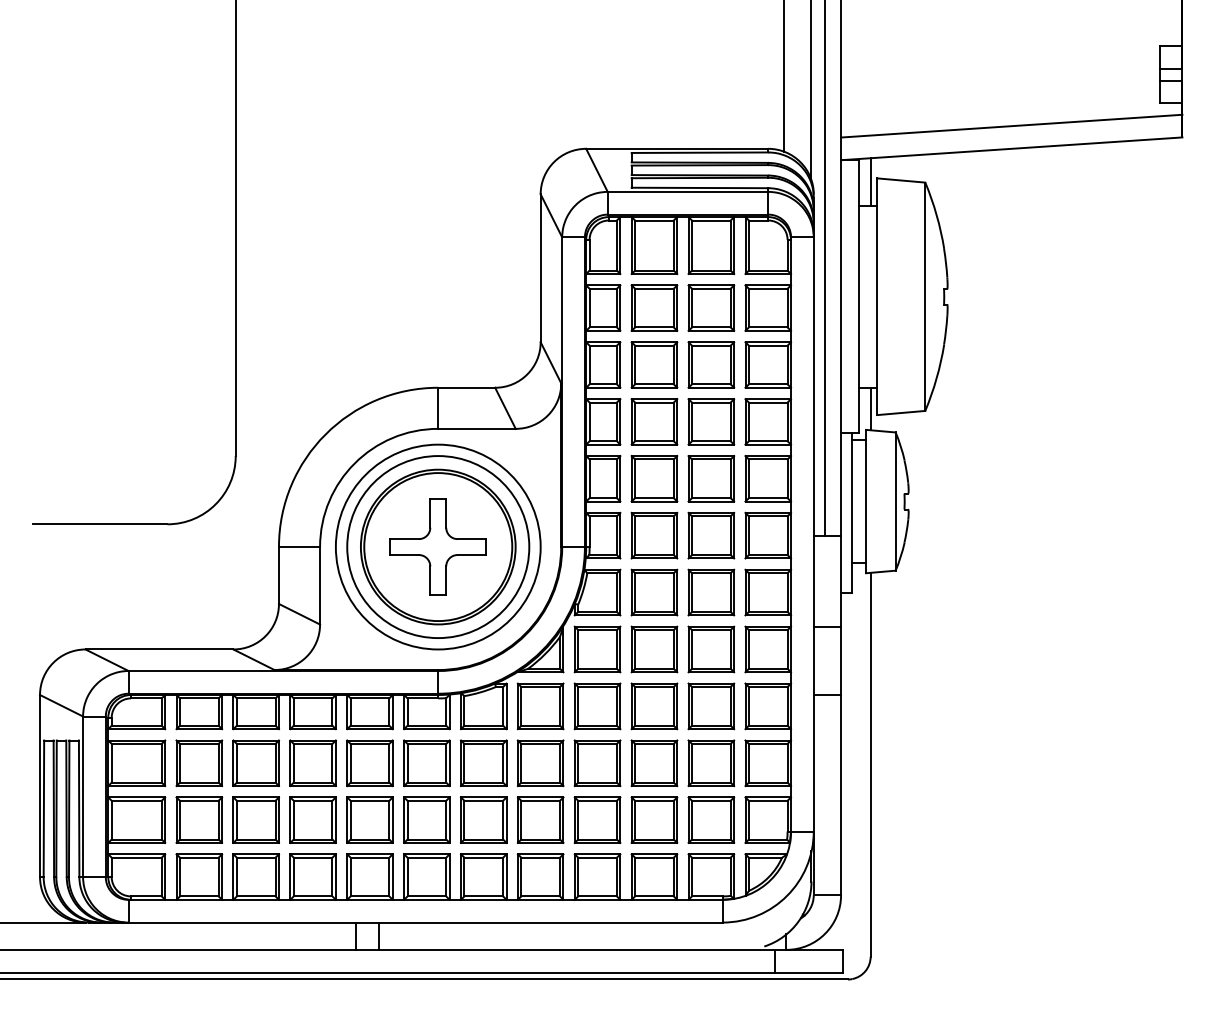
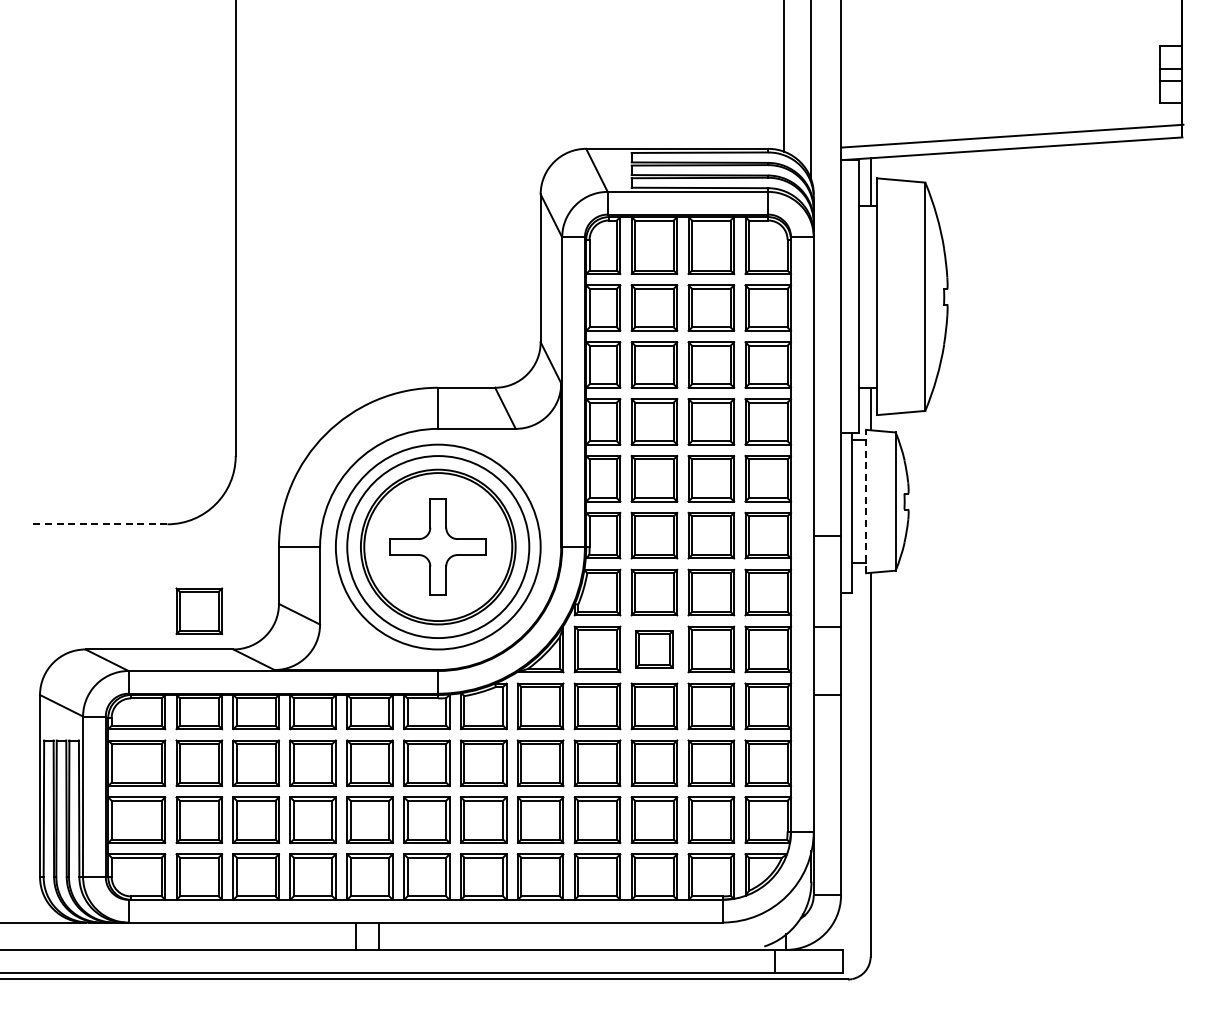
line position: (1011, 125) -> (1012, 135) (1012, 135)
line: present -> none (825, 268)
line: solid -> dashed (866, 501)
line: solid -> dashed (99, 524)
part: none -> present (199, 611)
part size: 49x49 px -> 39x39 px (654, 649)
